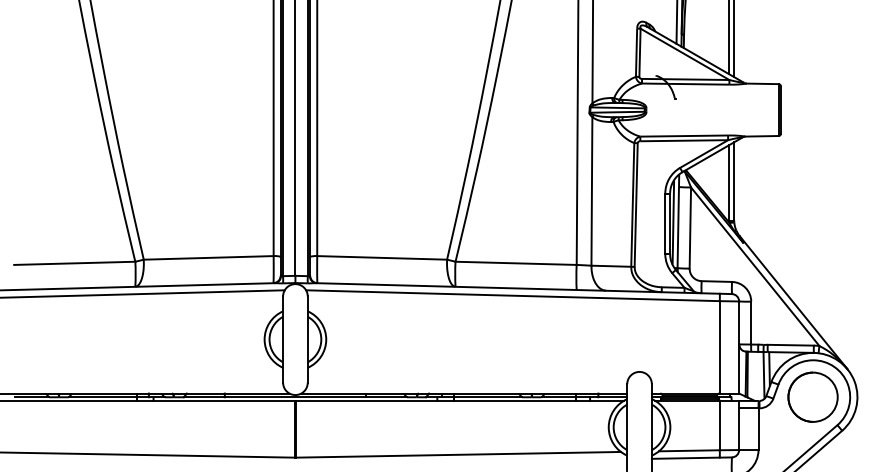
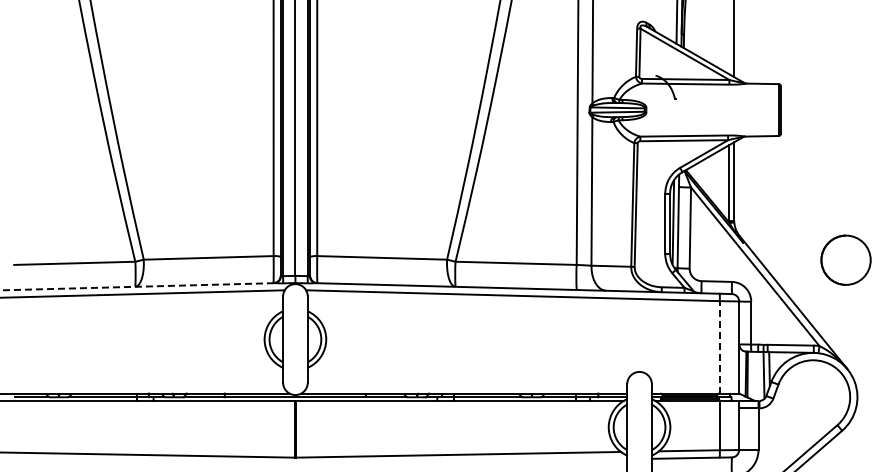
line: present -> none (729, 38)
line: solid -> dashed (137, 286)
line: solid -> dashed (719, 346)
circle position: (812, 396) -> (845, 259) (845, 259)
